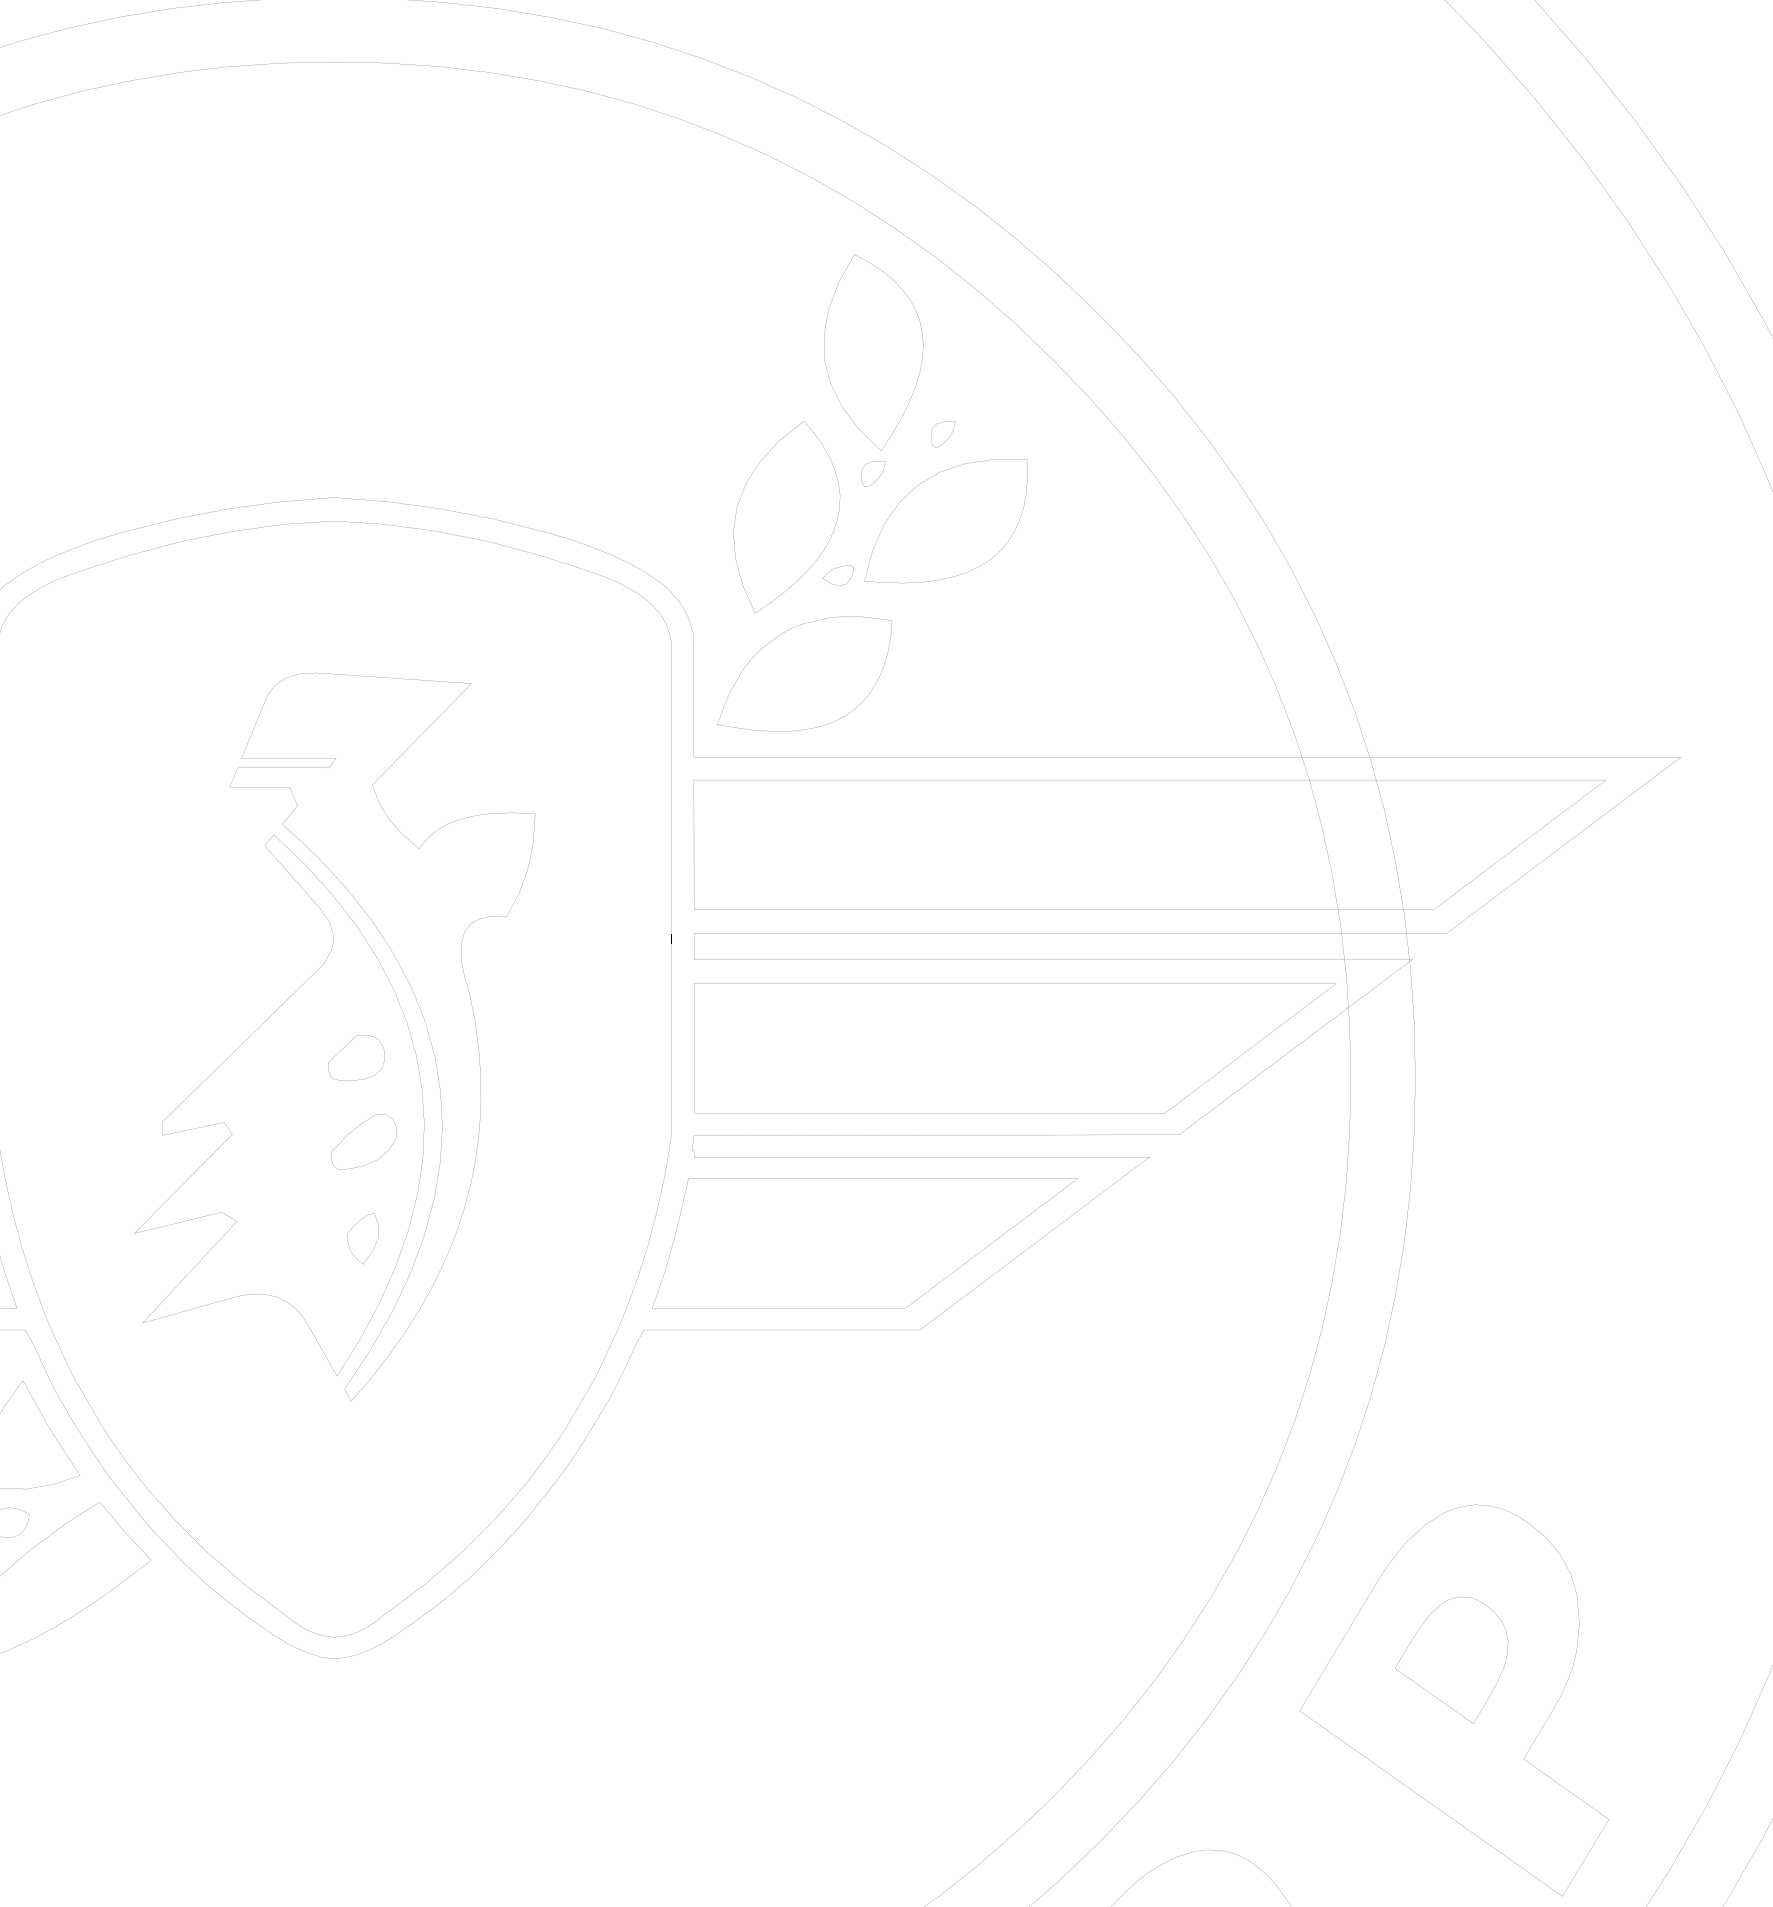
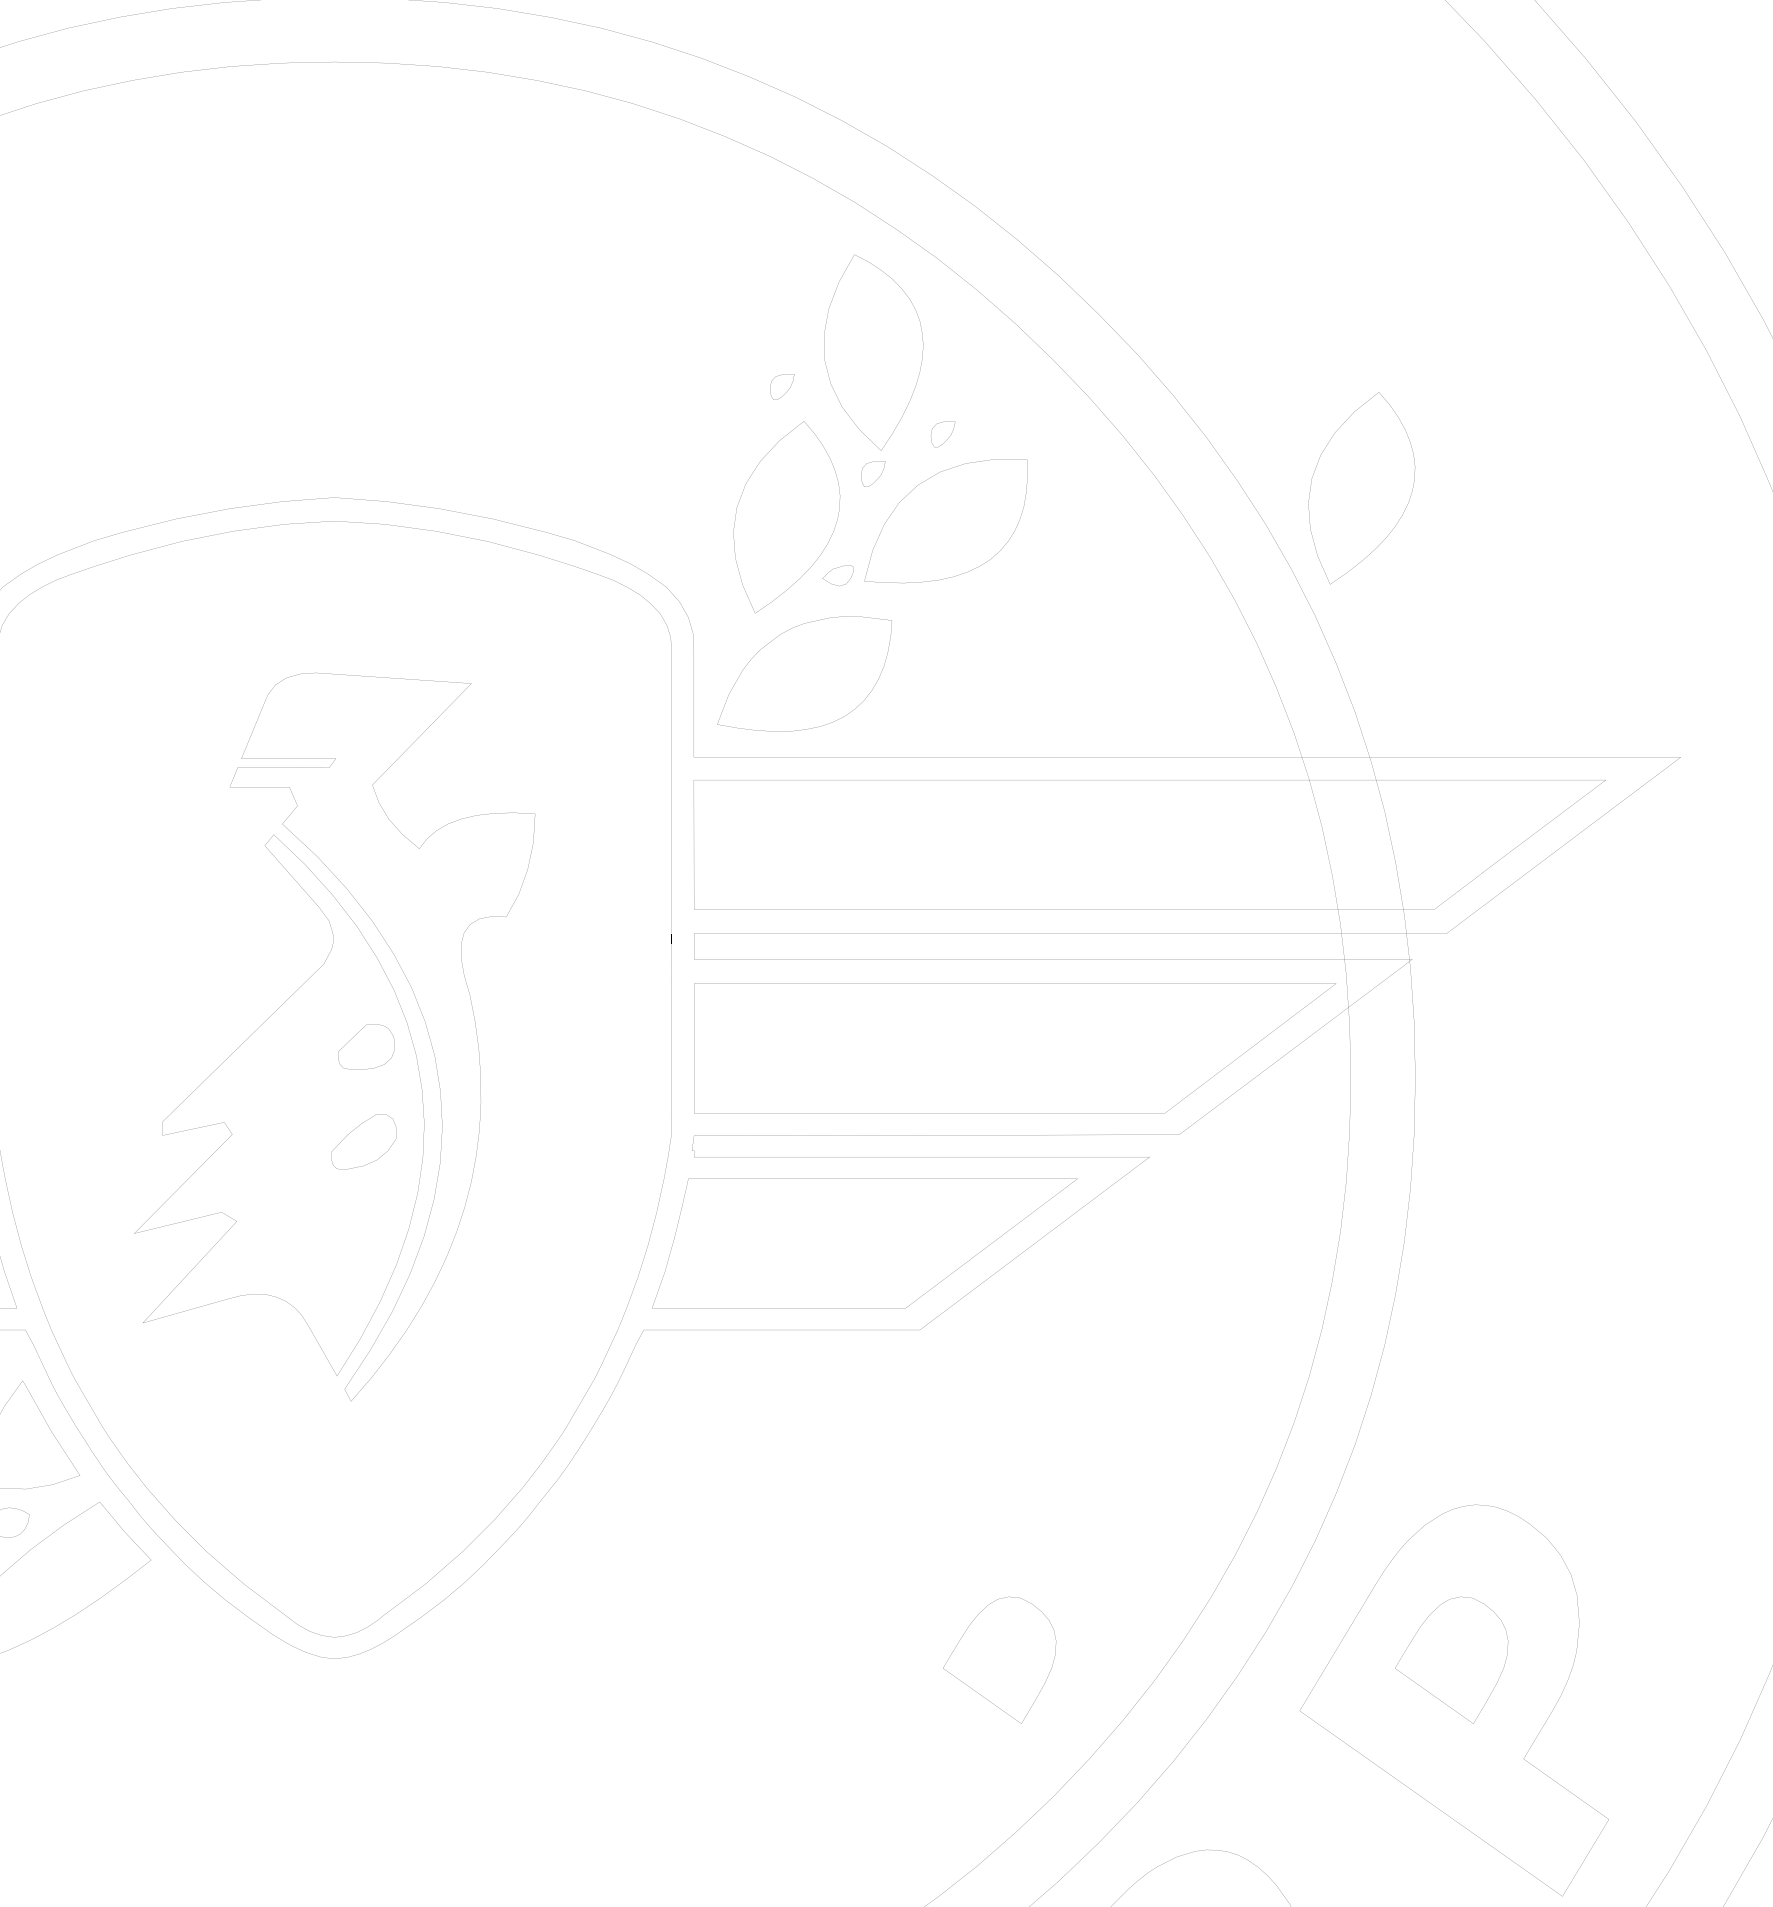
part: none -> present (788, 389)
part: none -> present (1404, 510)
part position: (345, 1046) -> (355, 1035) (355, 1035)
part: present -> none (352, 1228)
part: none -> present (977, 1692)
